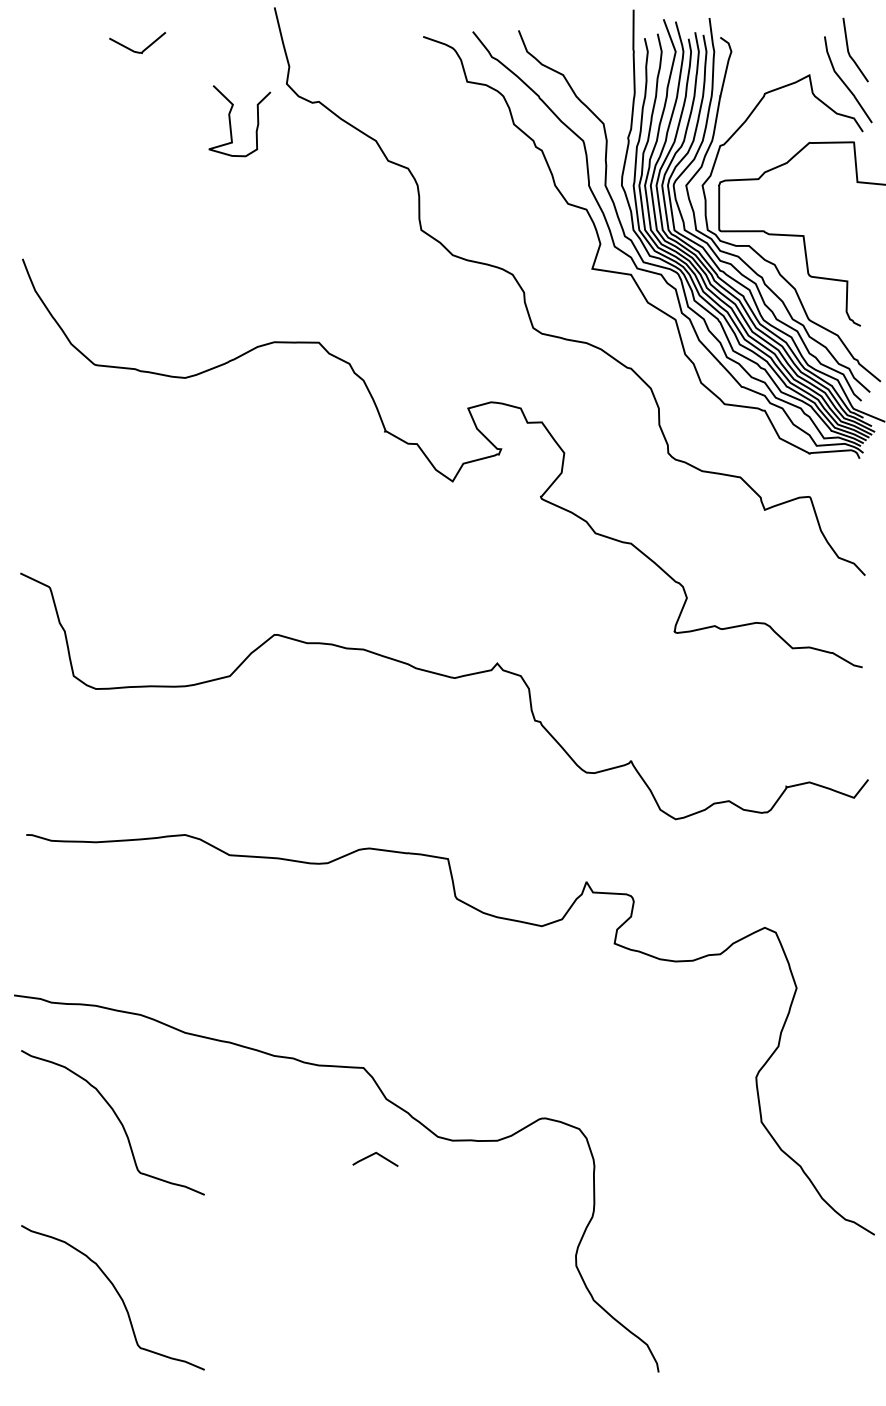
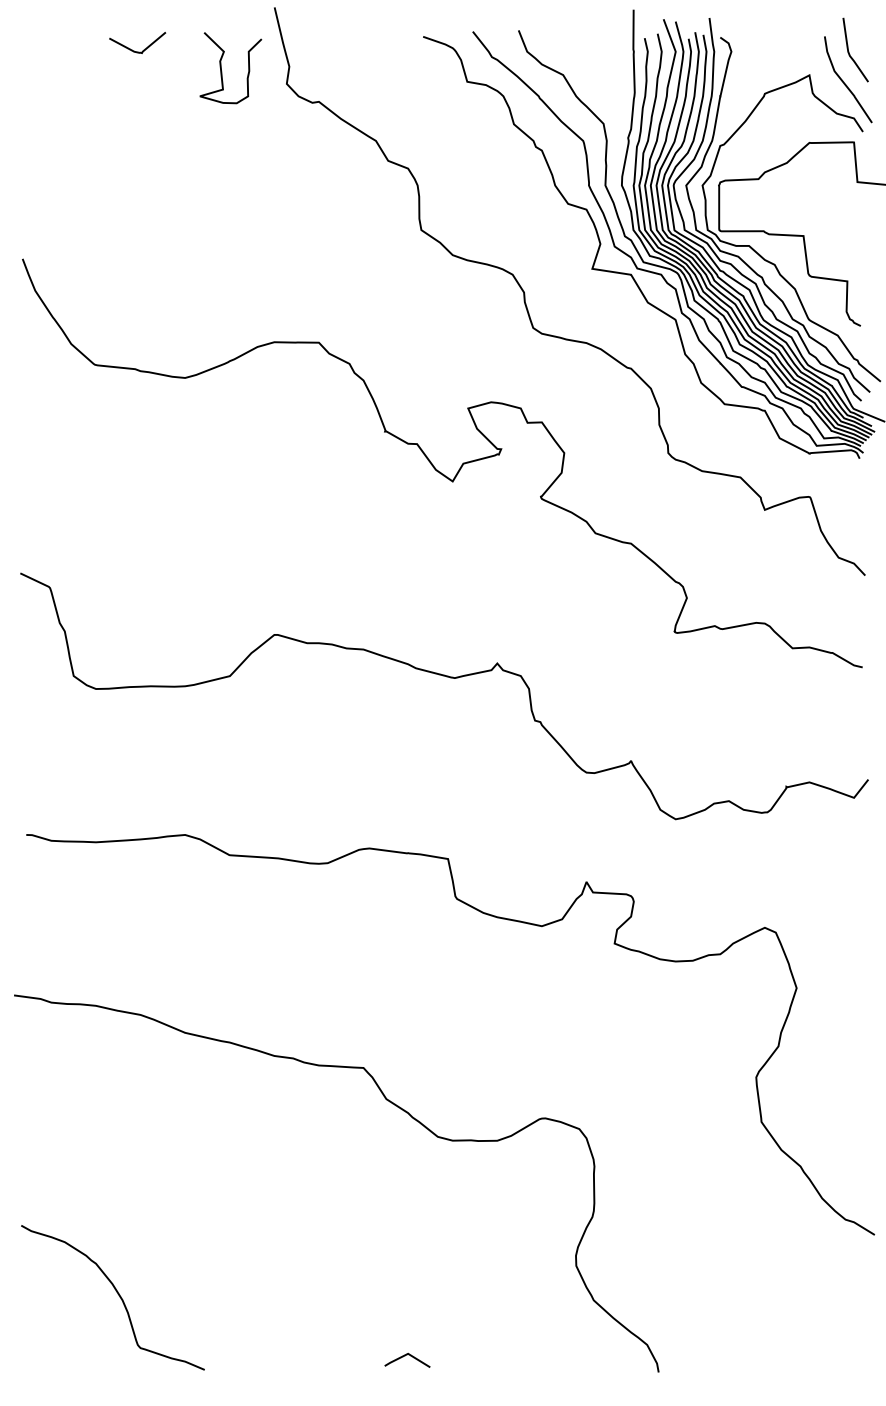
curve position: (231, 124) -> (222, 71) (222, 71)
curve: present -> none (117, 1119)
line position: (373, 1155) -> (405, 1356) (405, 1356)
